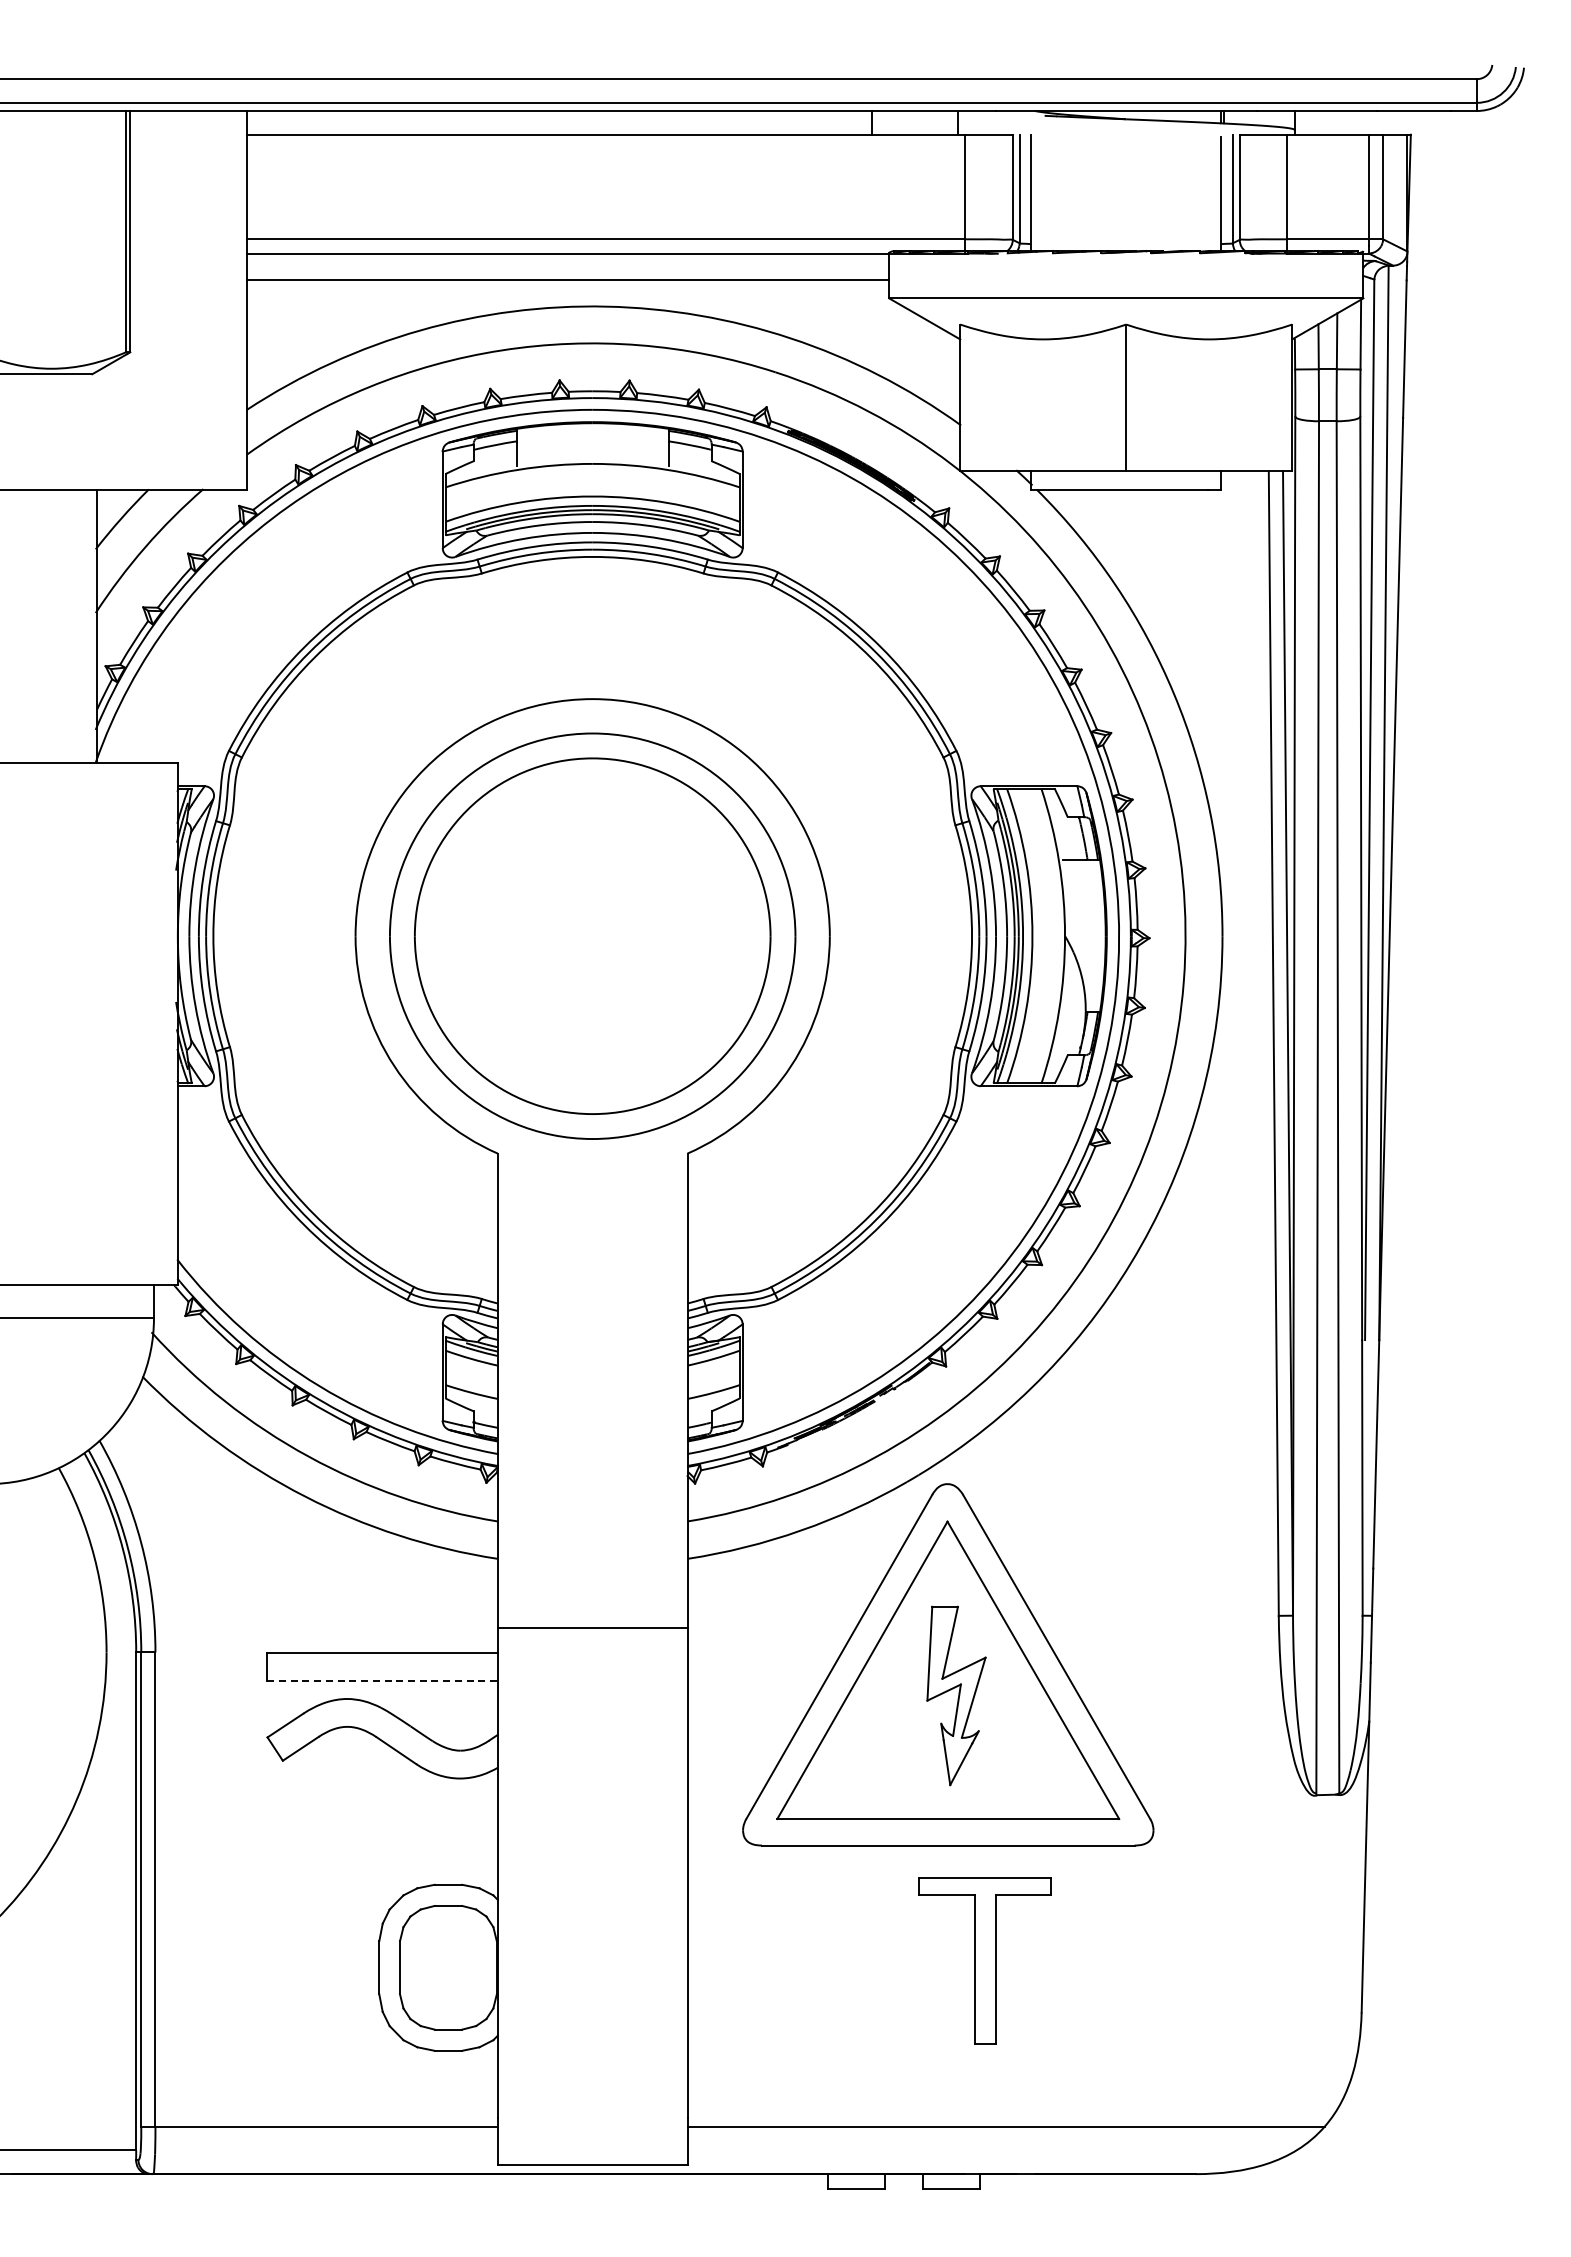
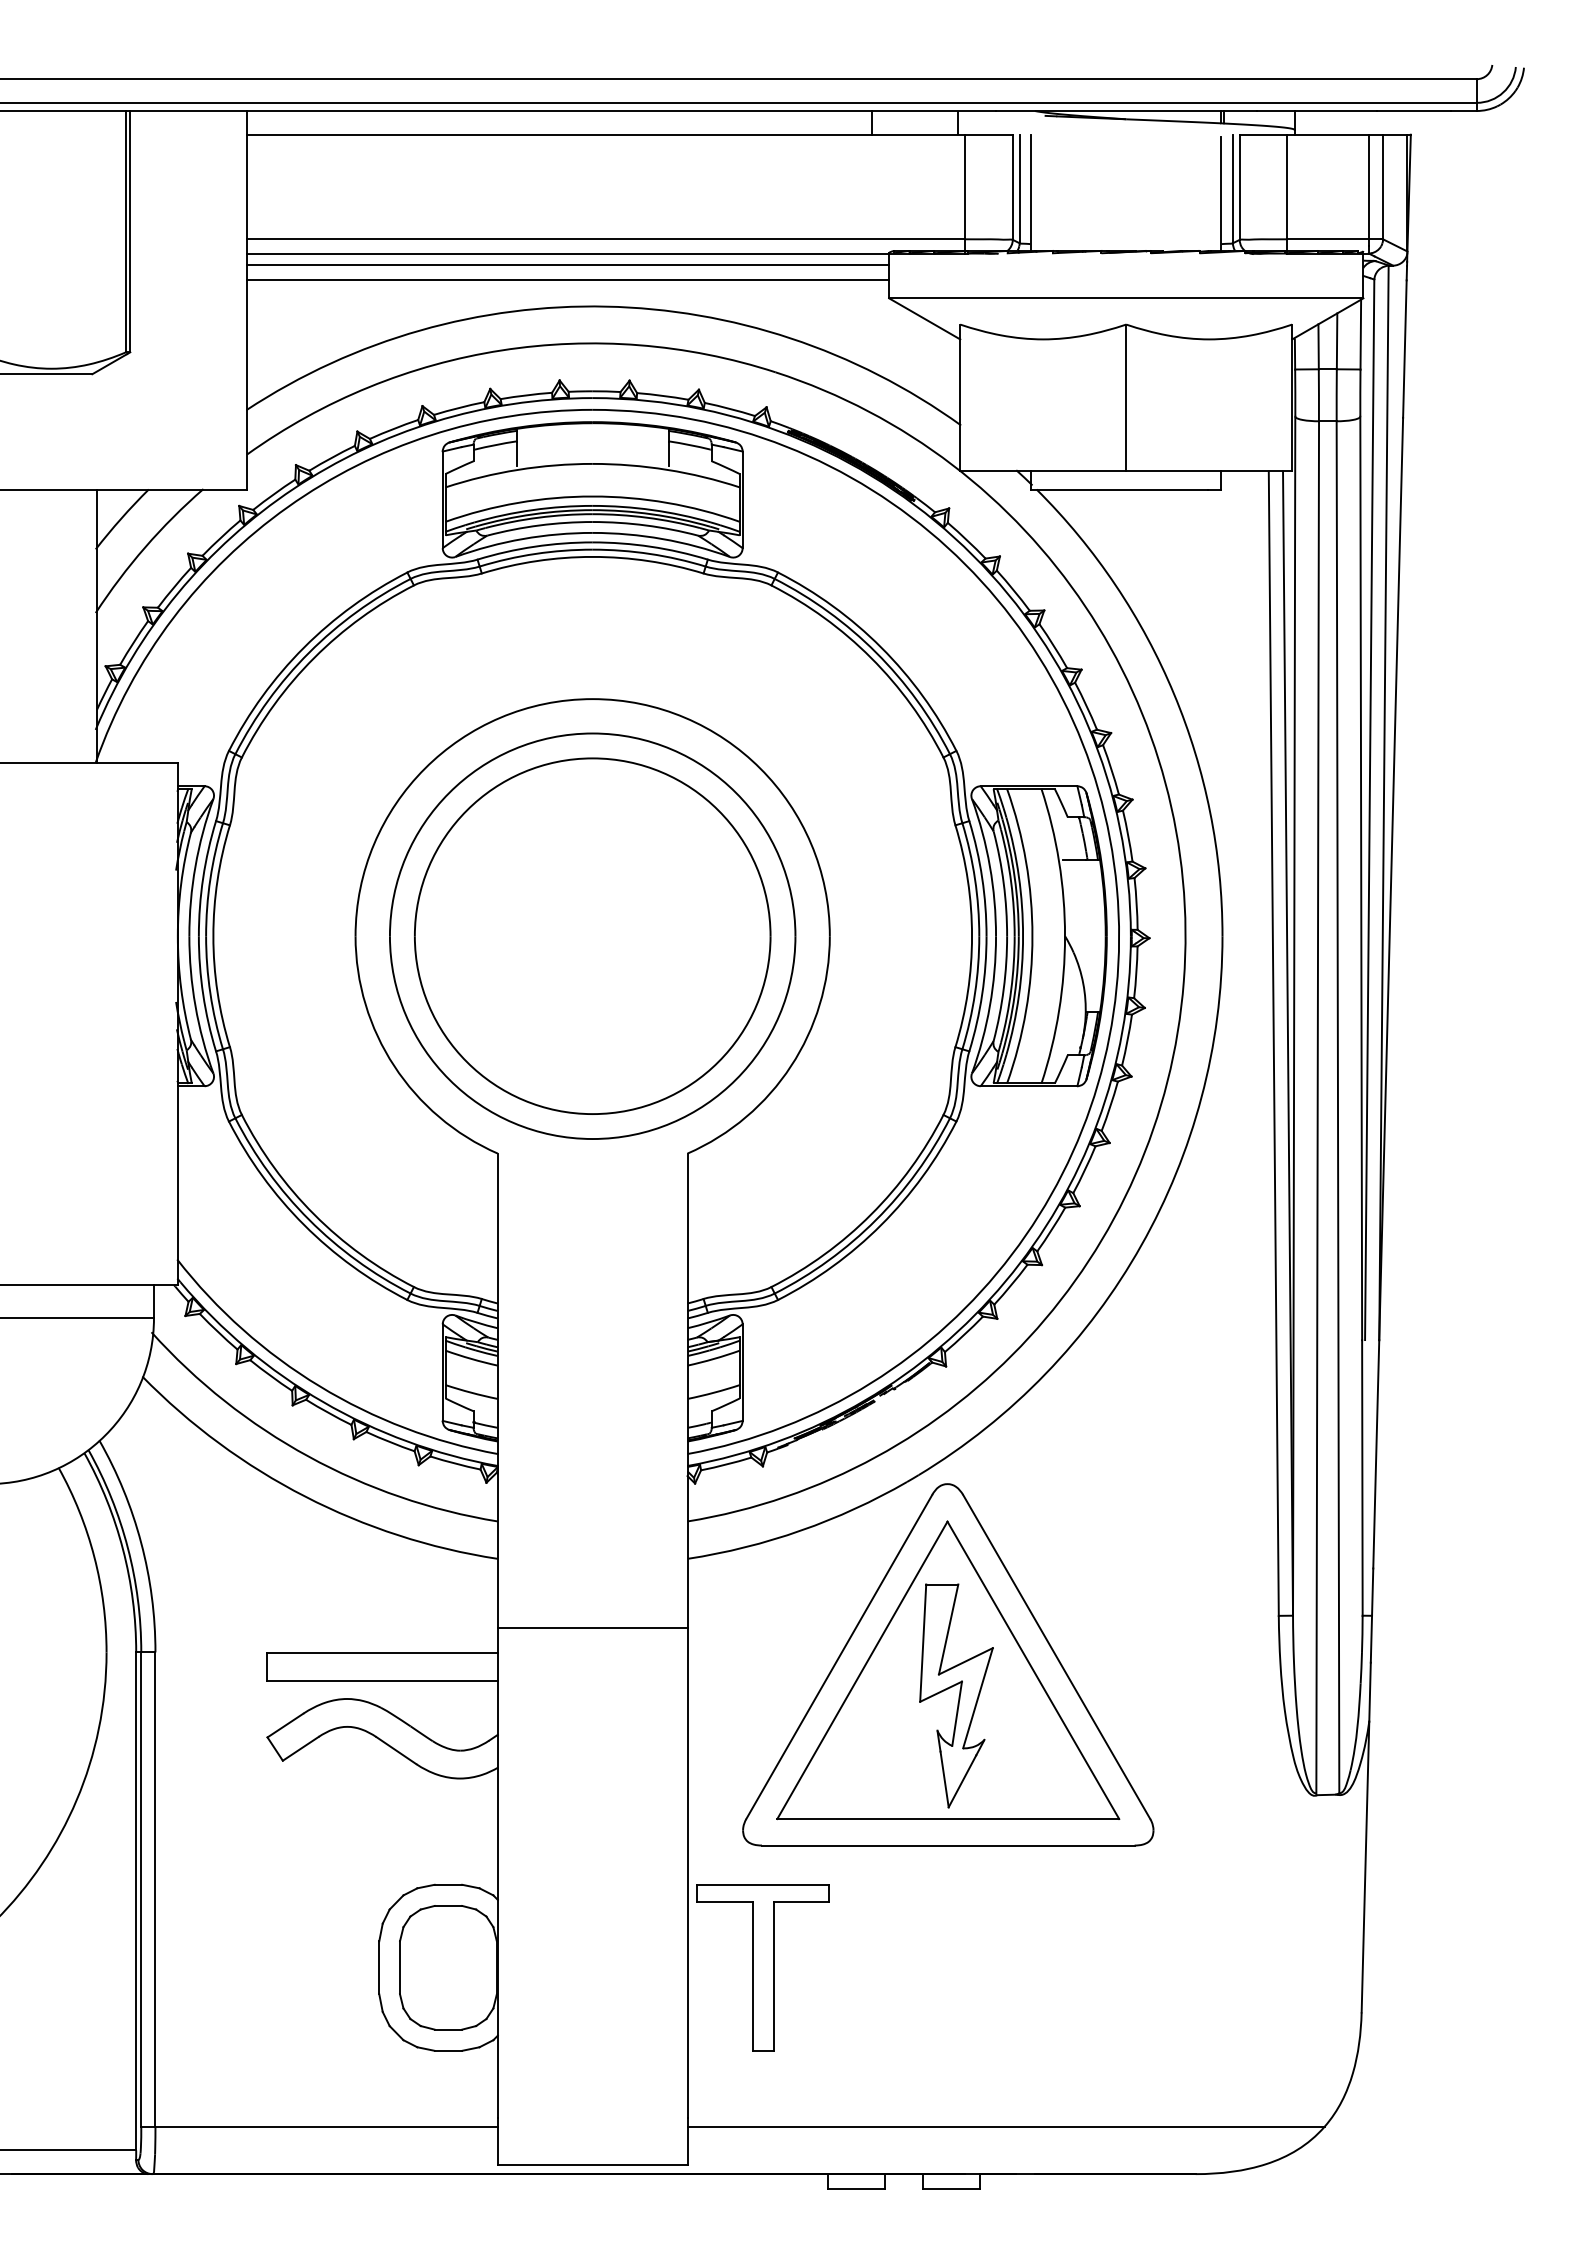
line: none -> present (568, 265)
line: dashed -> solid (382, 1680)
part size: 61x182 px -> 75x226 px (956, 1695)
part position: (984, 1960) -> (762, 1967) (762, 1967)
